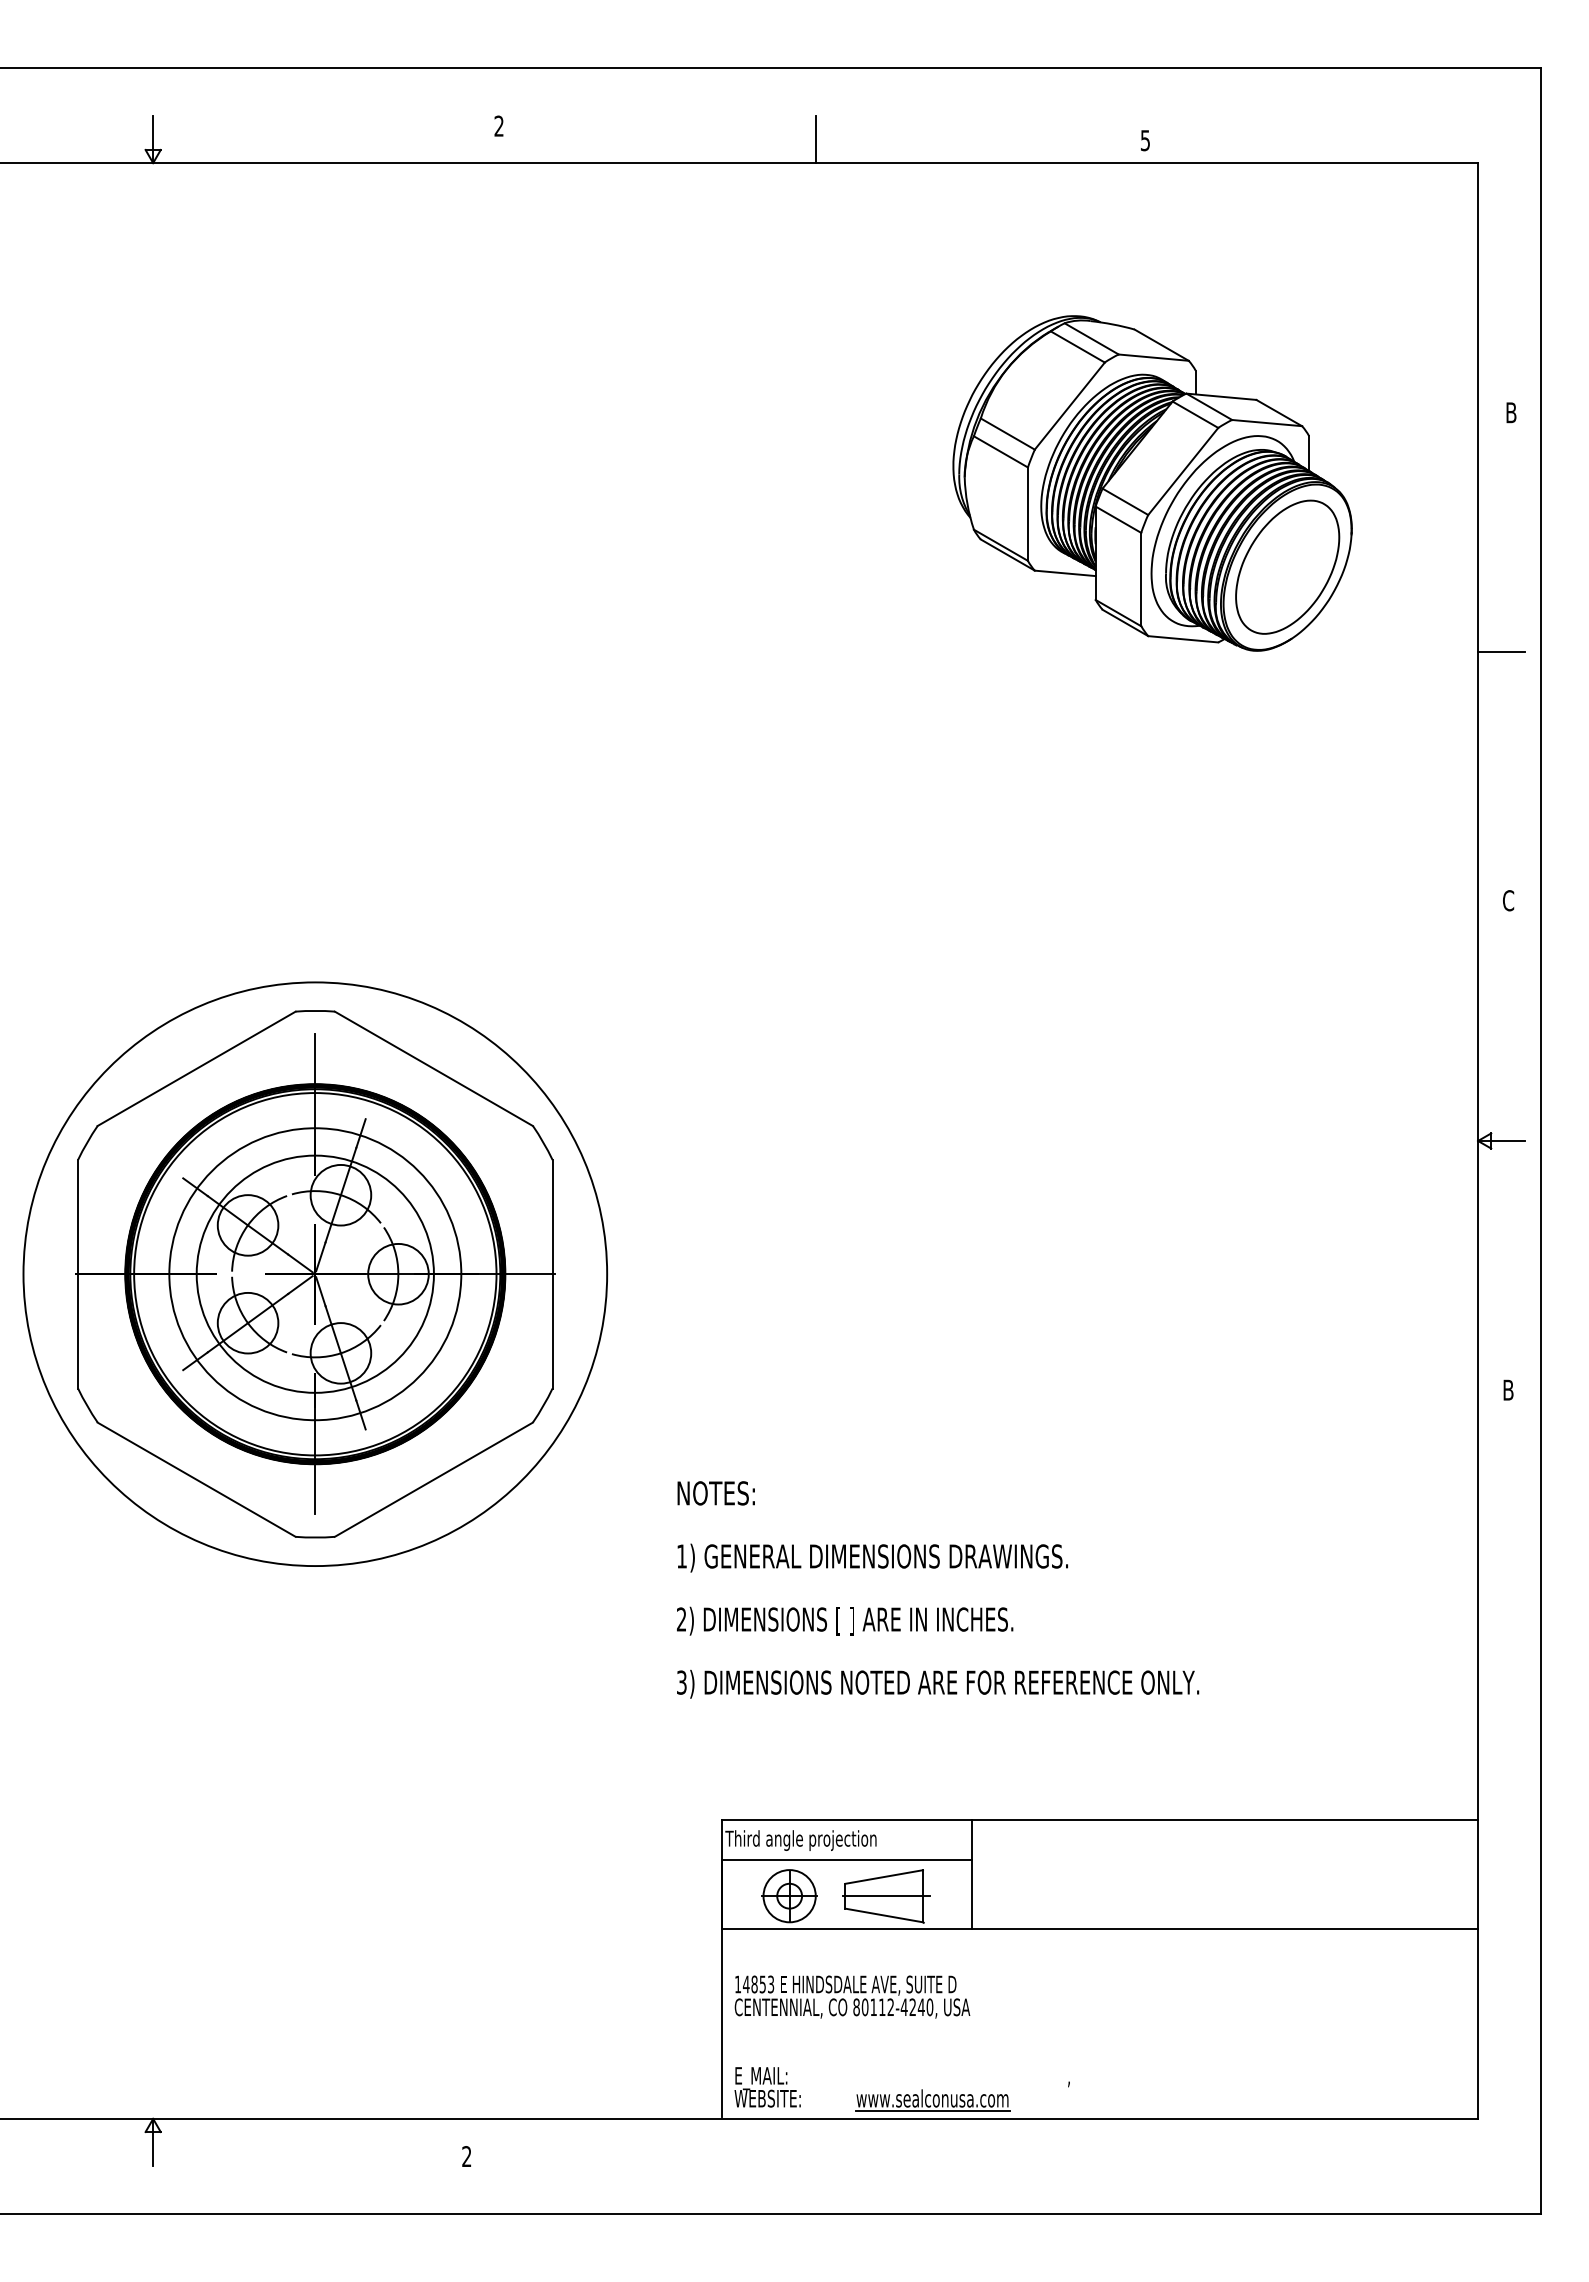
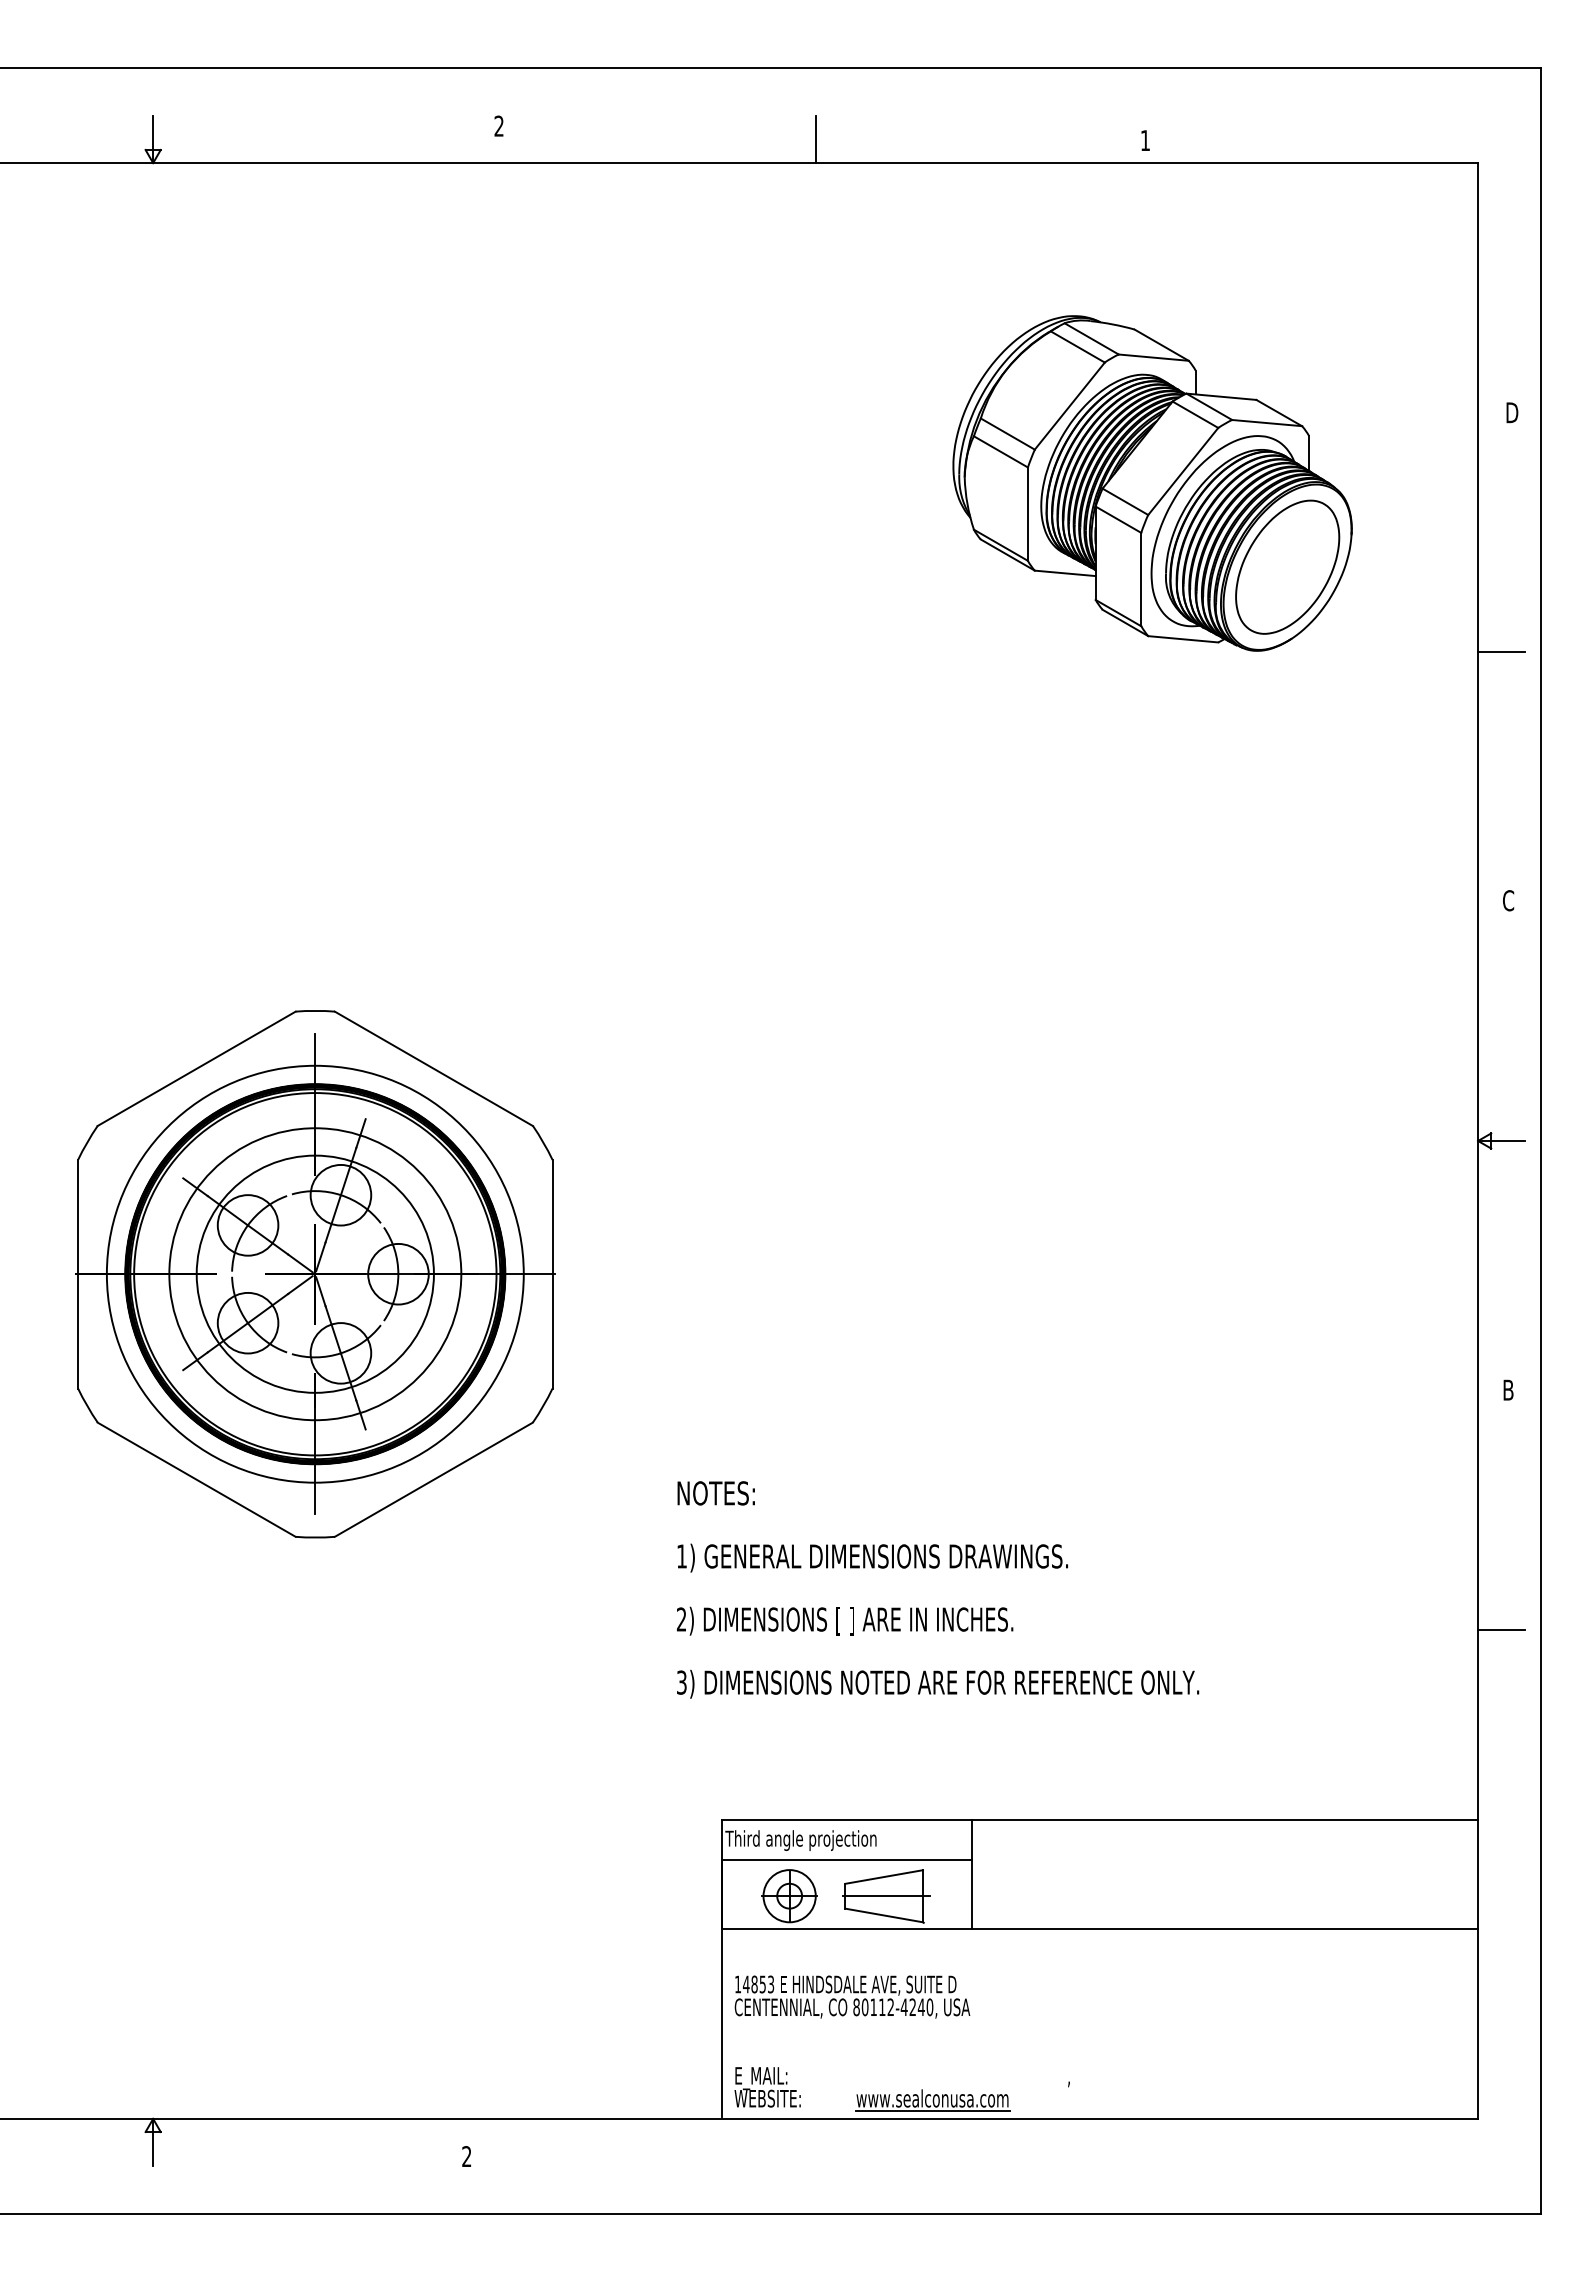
text: 5 -> 1 (1145, 140)
text: B -> D (1513, 412)
circle diameter: 584 px -> 417 px (314, 1273)
line: none -> present (1501, 1629)
